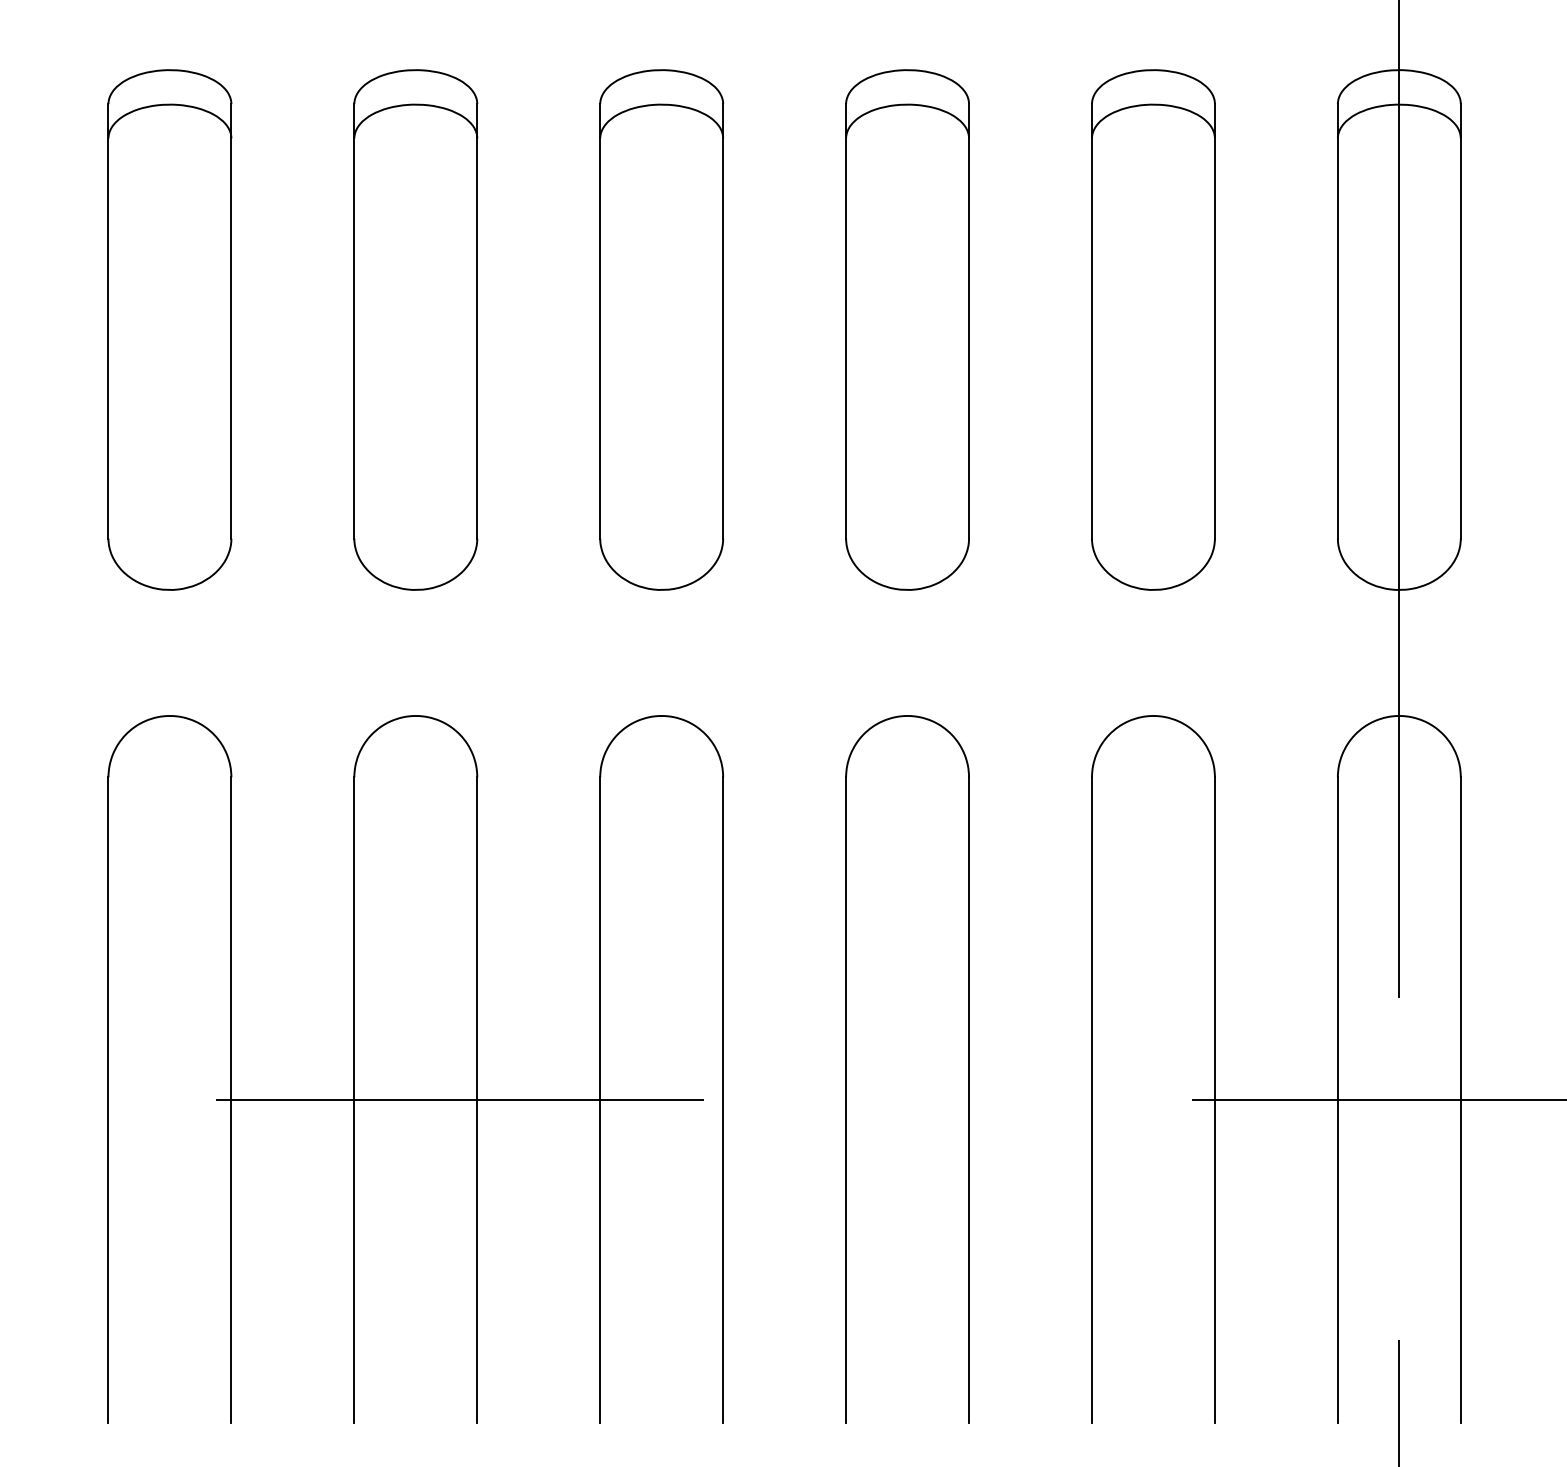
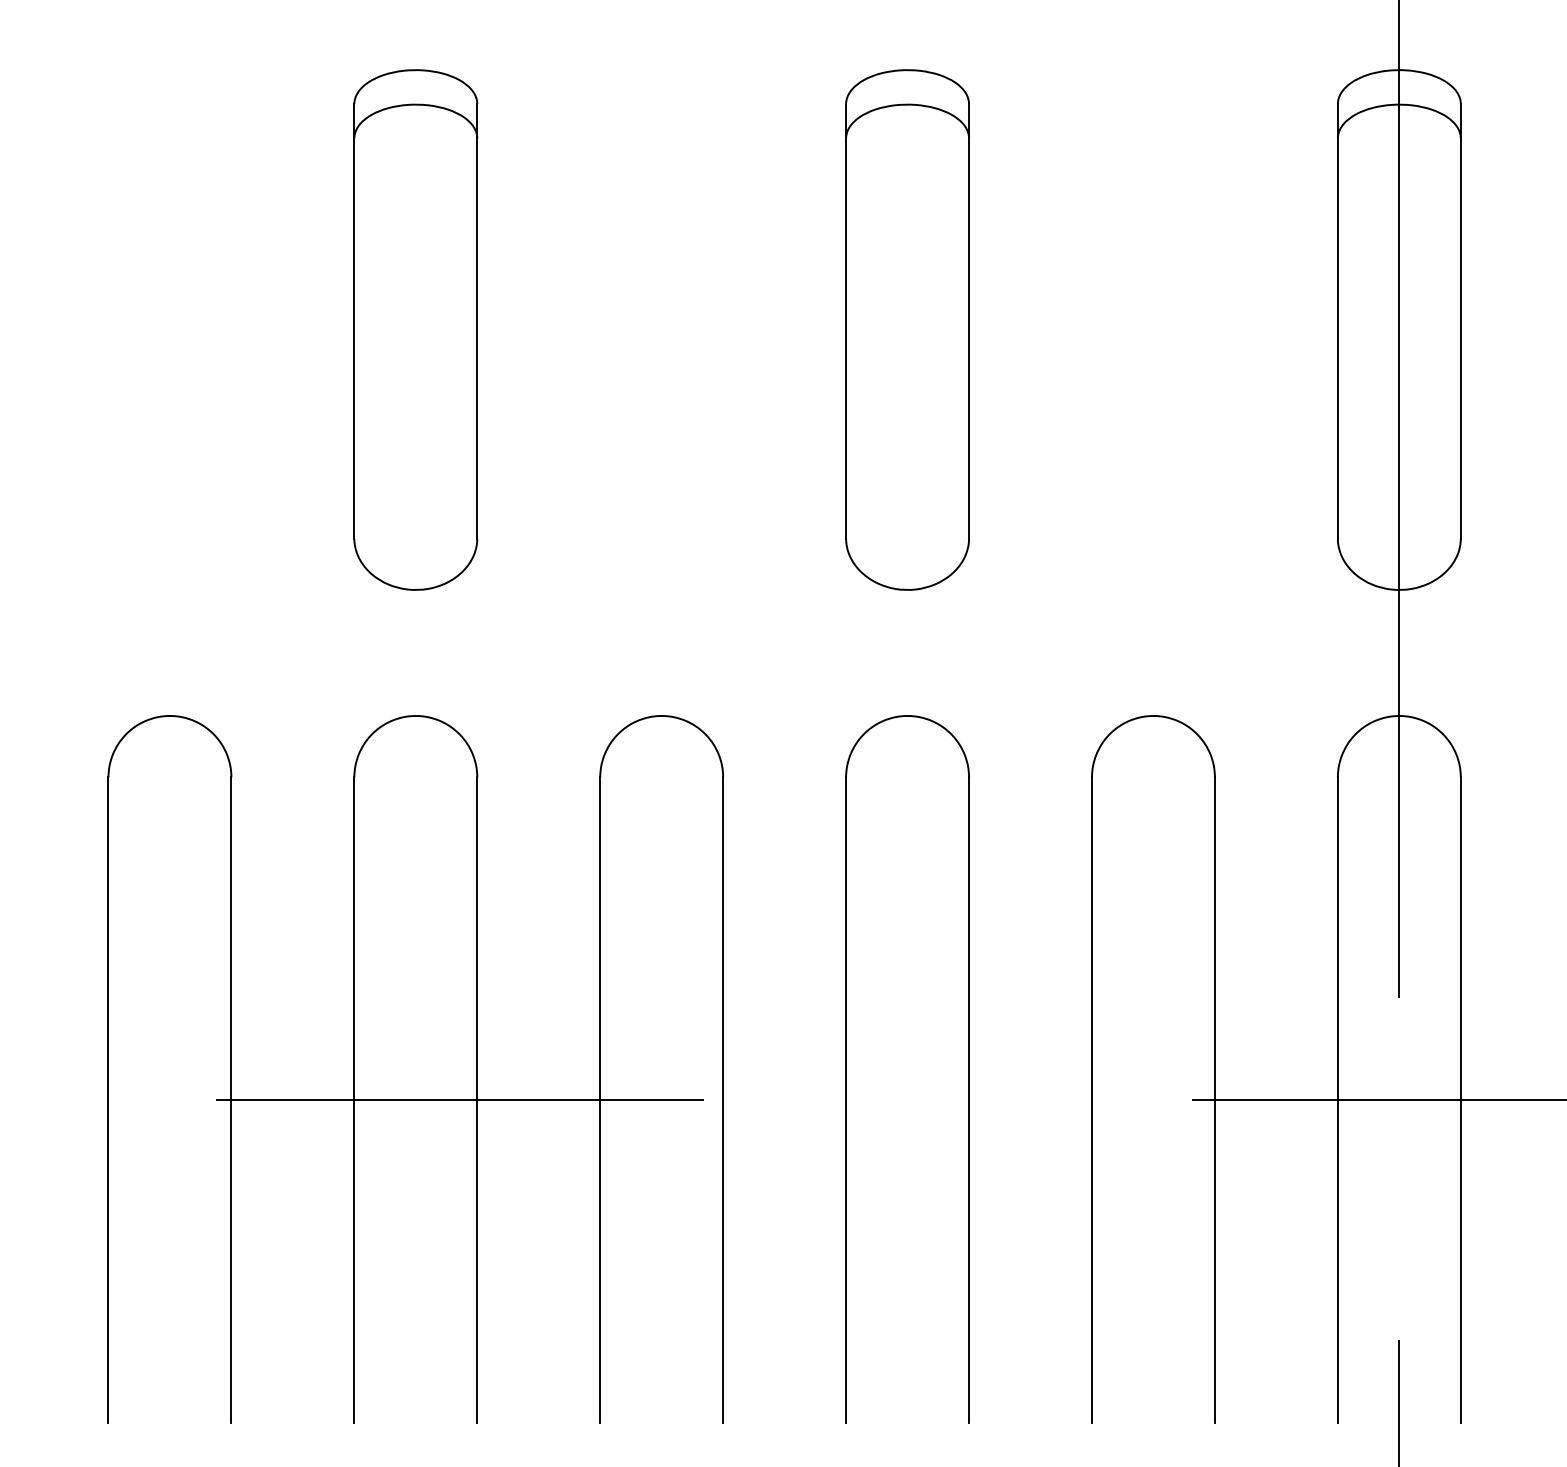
part: present -> none (169, 329)
part: present -> none (661, 329)
part: present -> none (1153, 329)
